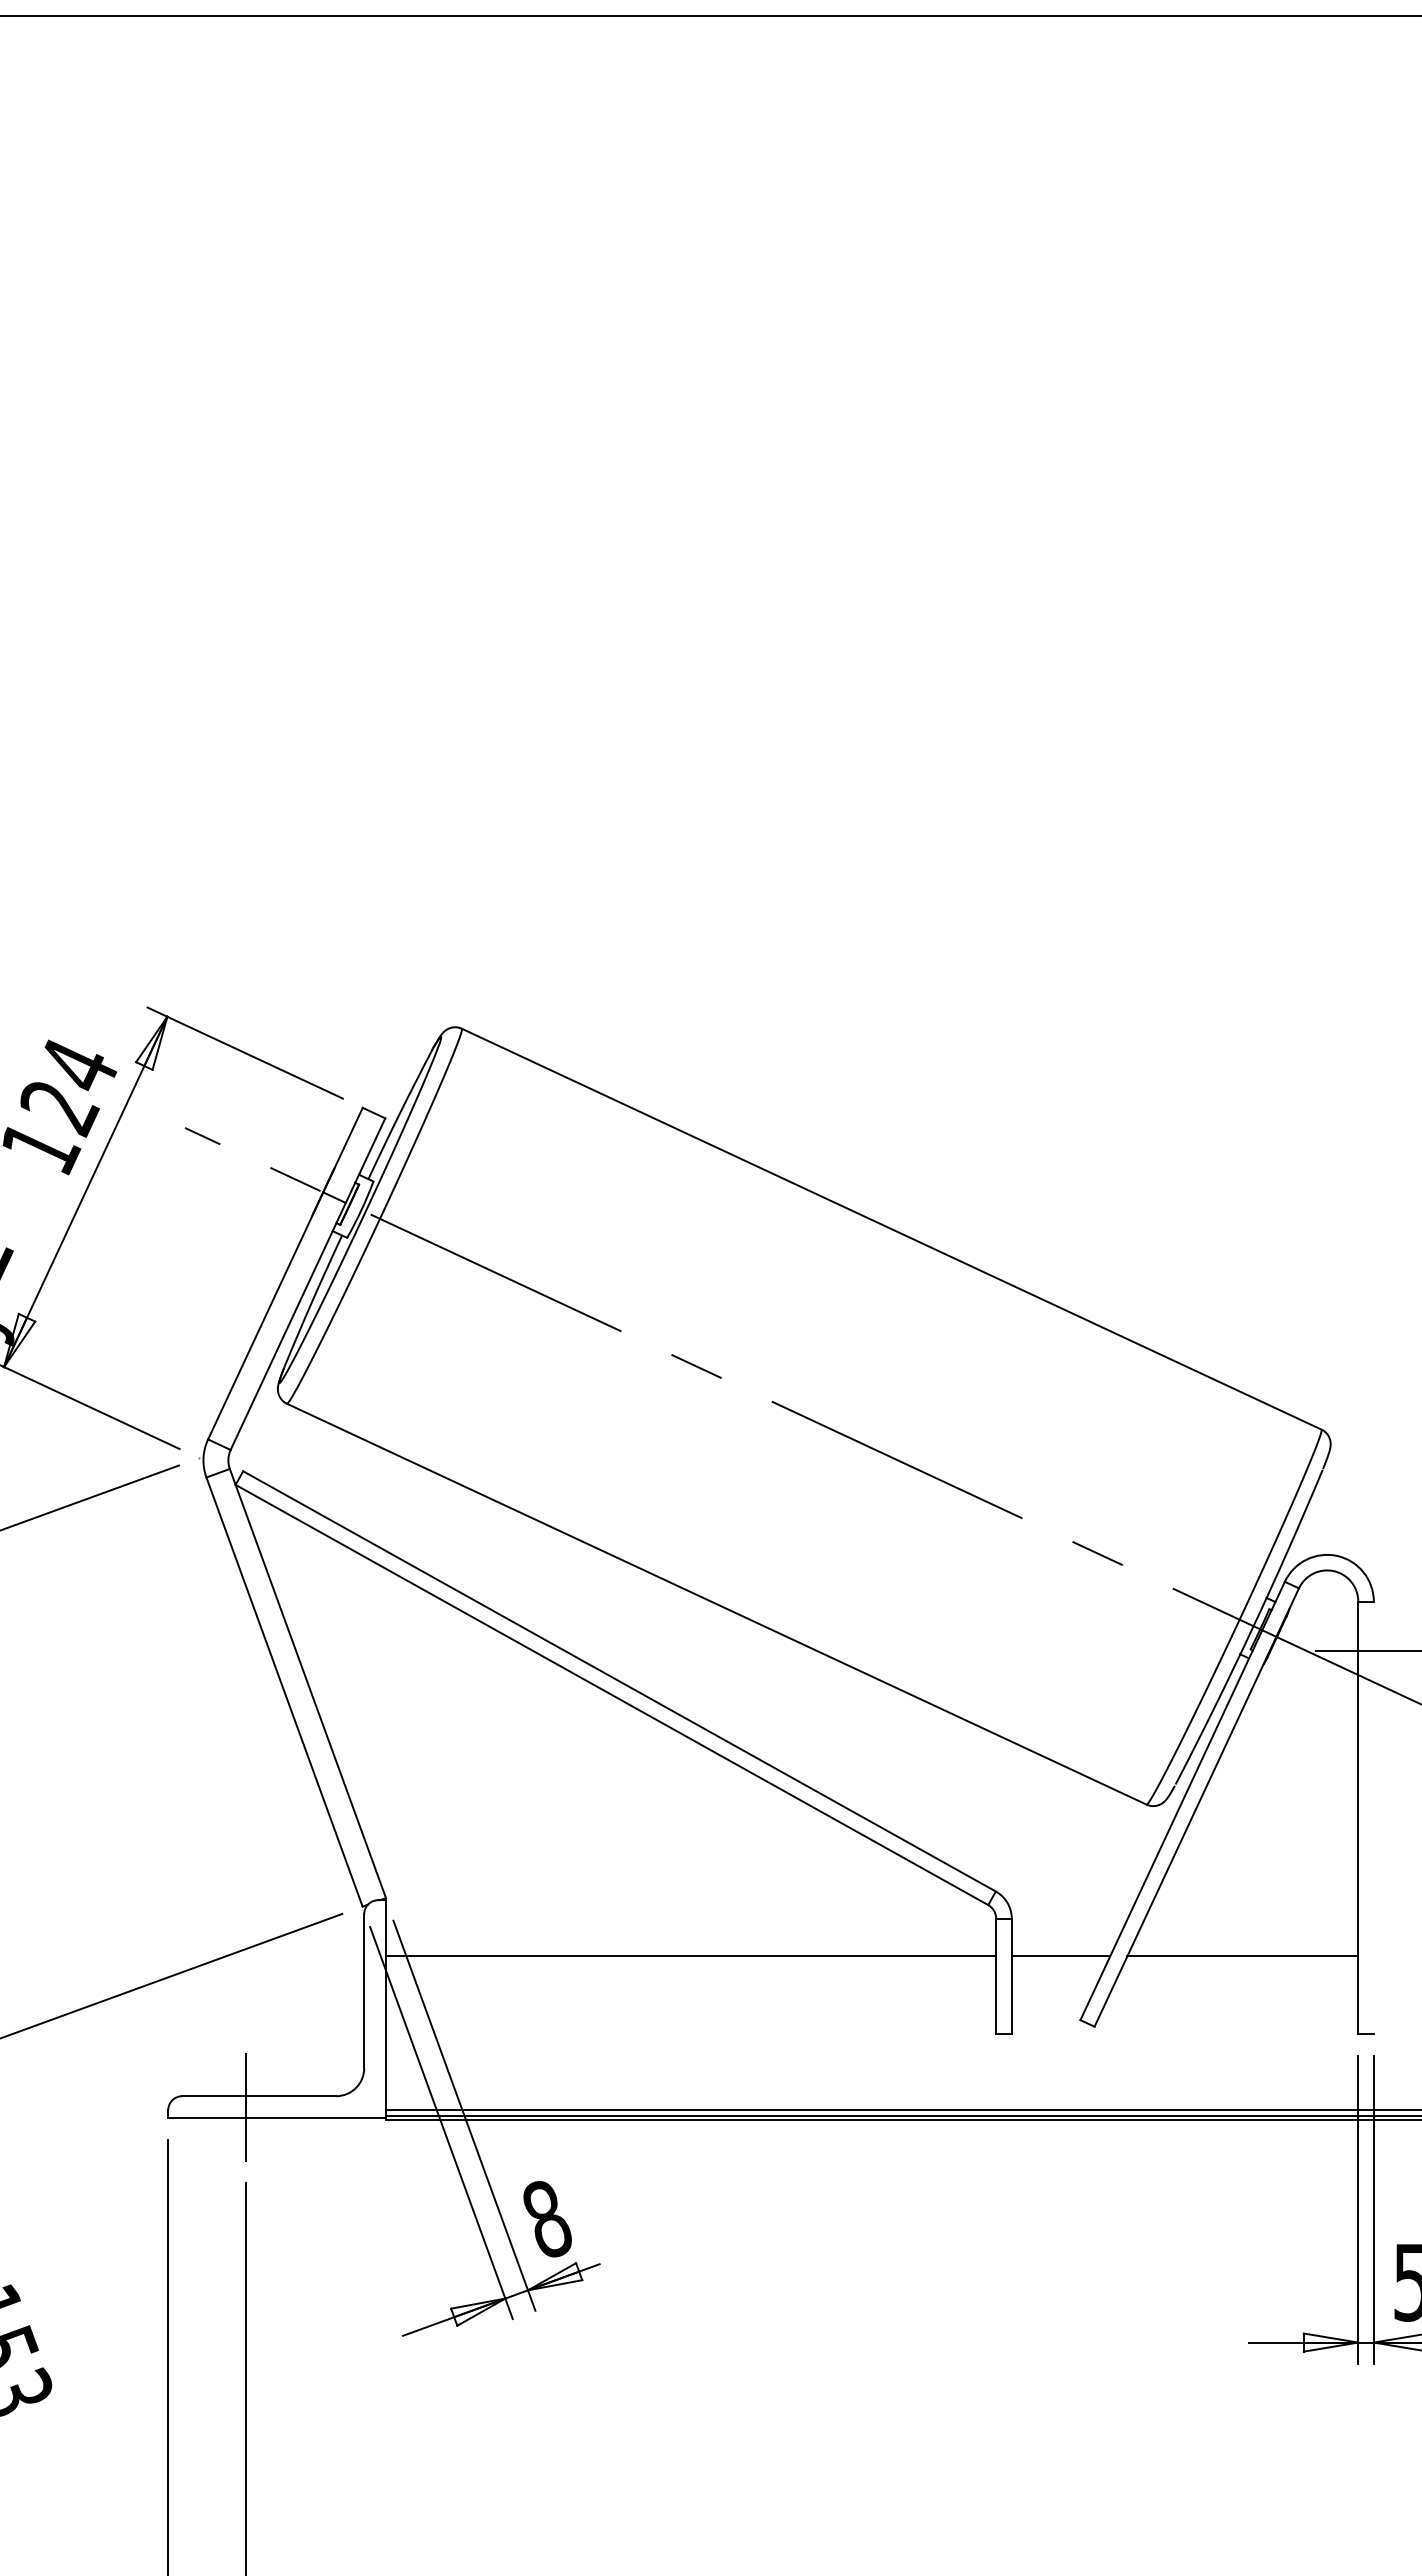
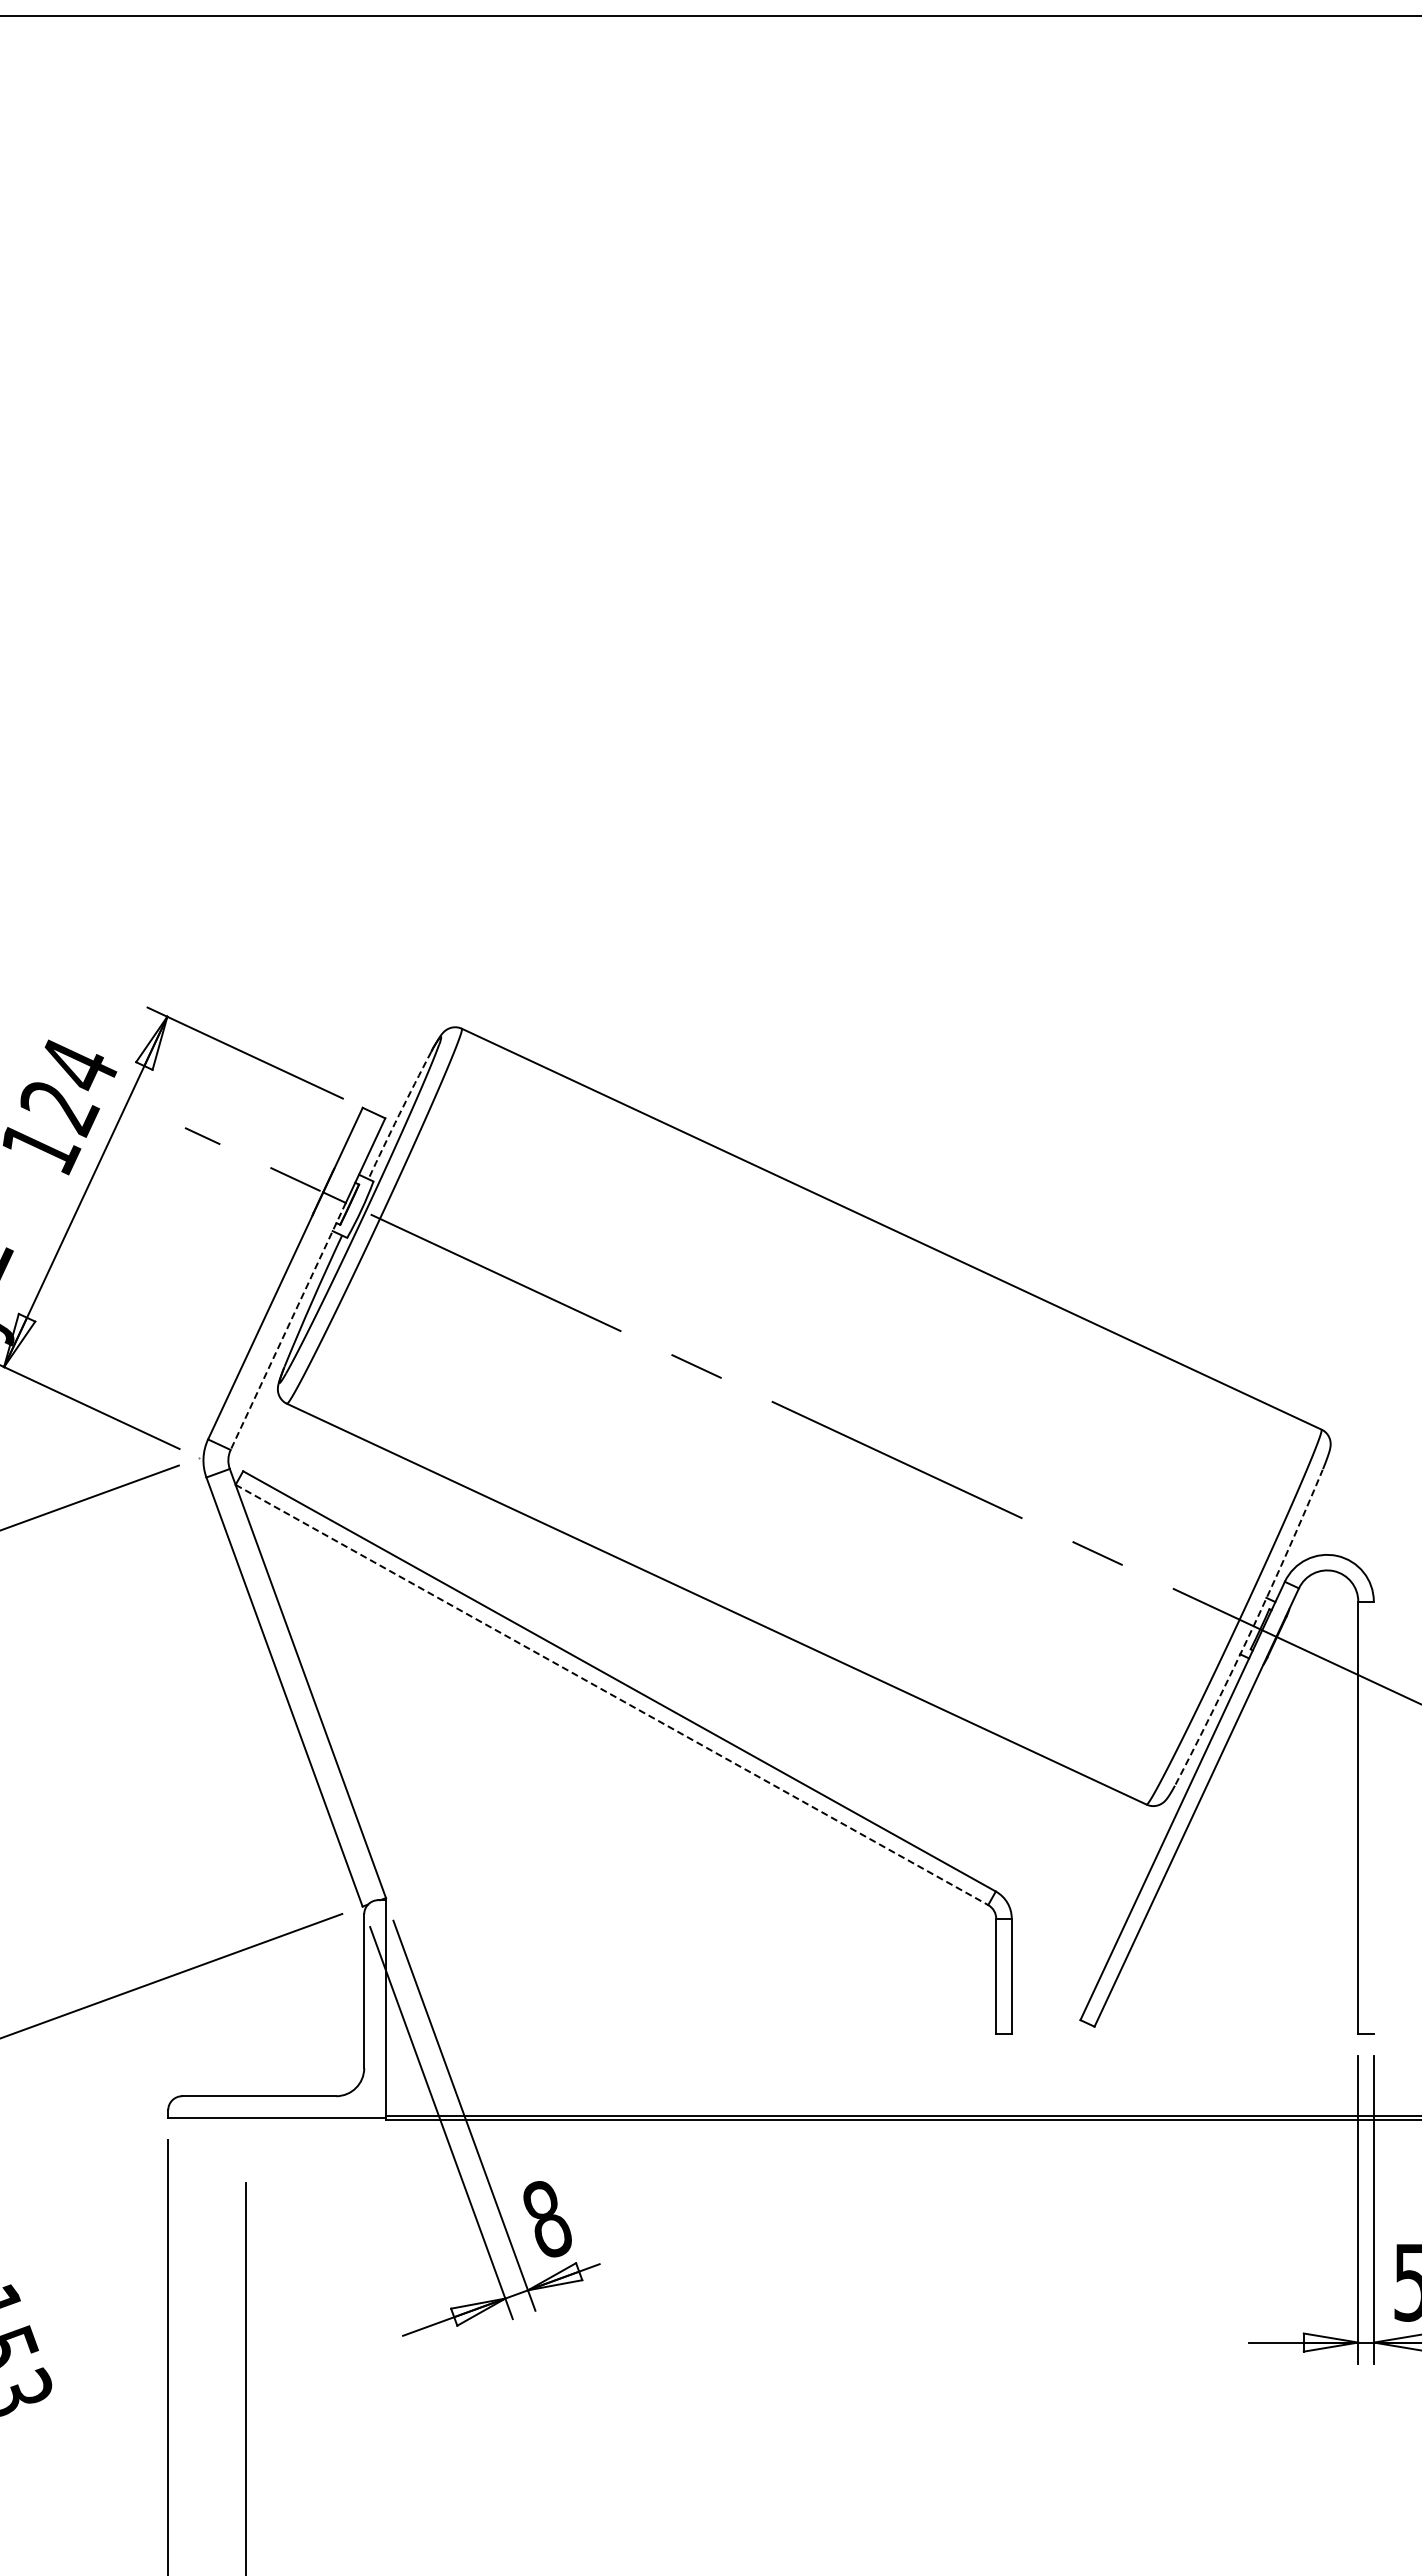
arc: solid -> dashed (399, 1115)
line: solid -> dashed (288, 1326)
arc: solid -> dashed (1252, 1628)
line: present -> none (1366, 1651)
line: solid -> dashed (612, 1695)
line: present -> none (691, 1956)
line: present -> none (1060, 1956)
line: present -> none (1242, 1956)
line: present -> none (246, 2106)
line: present -> none (902, 2110)
